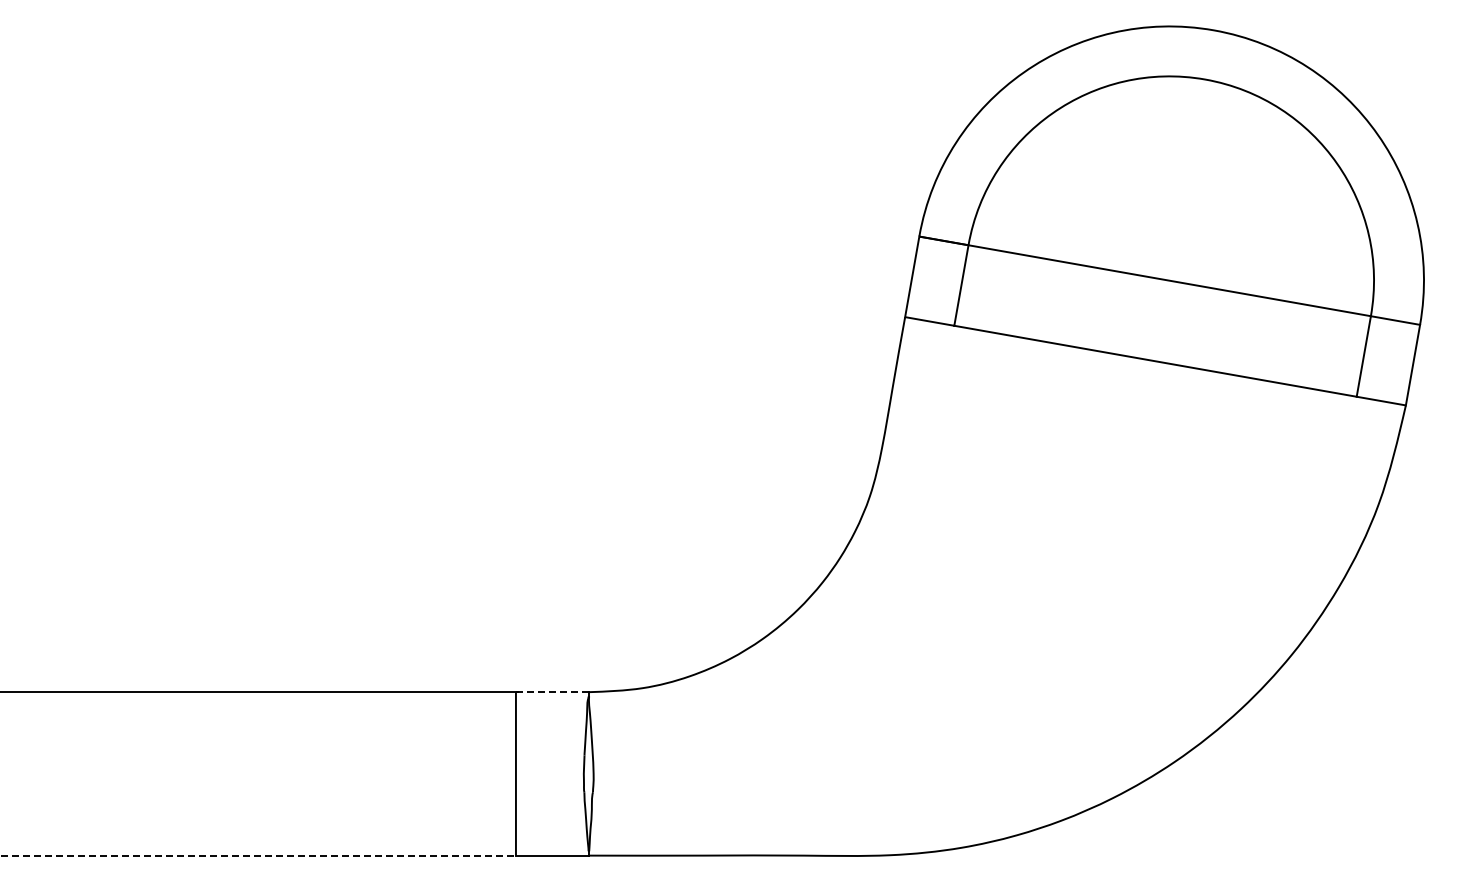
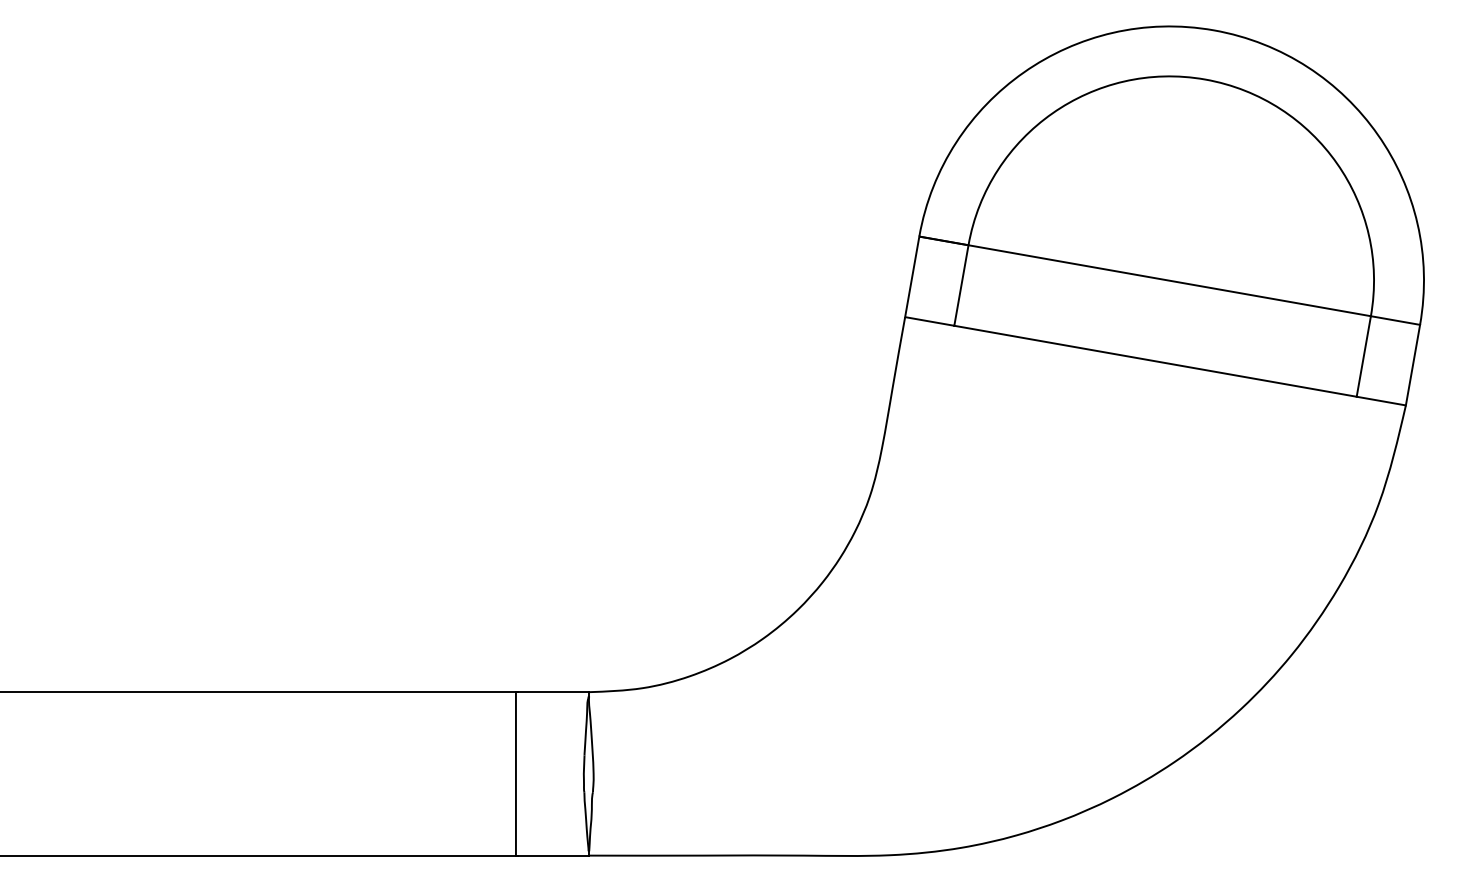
line: dashed -> solid (551, 692)
line: dashed -> solid (259, 855)
